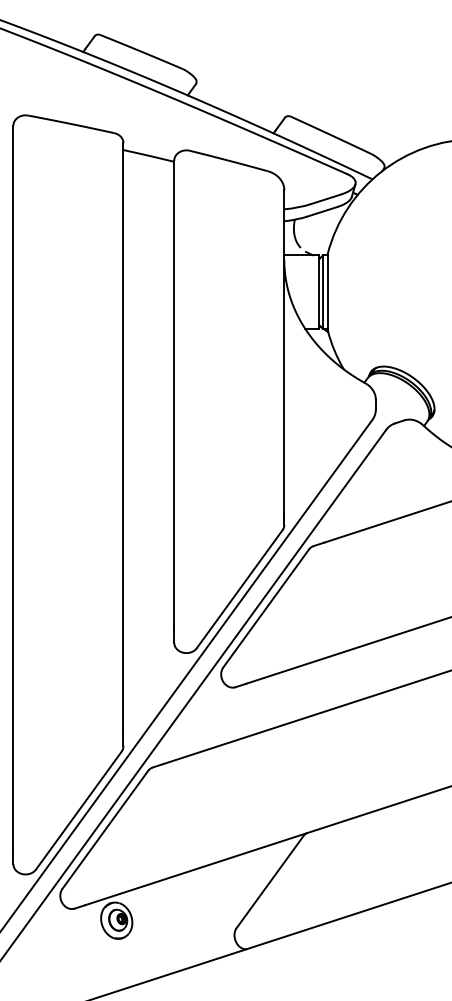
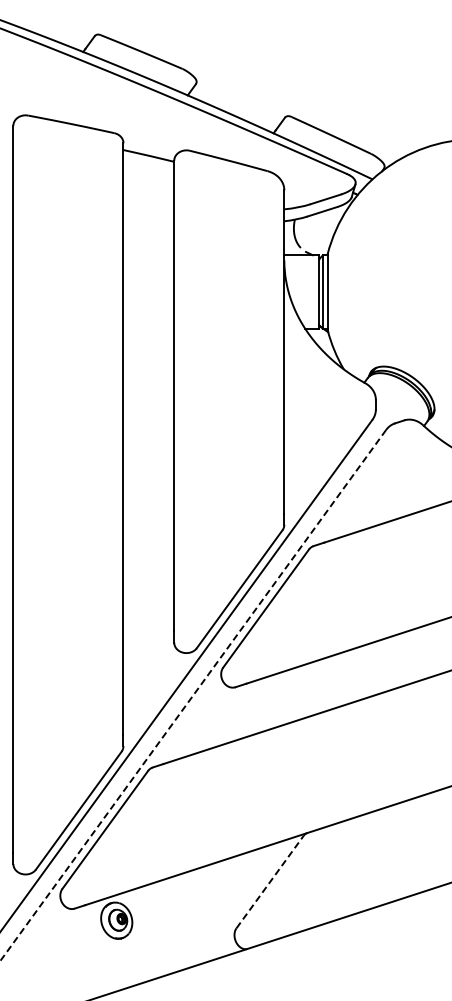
line: solid -> dashed (192, 695)
line: solid -> dashed (270, 881)
